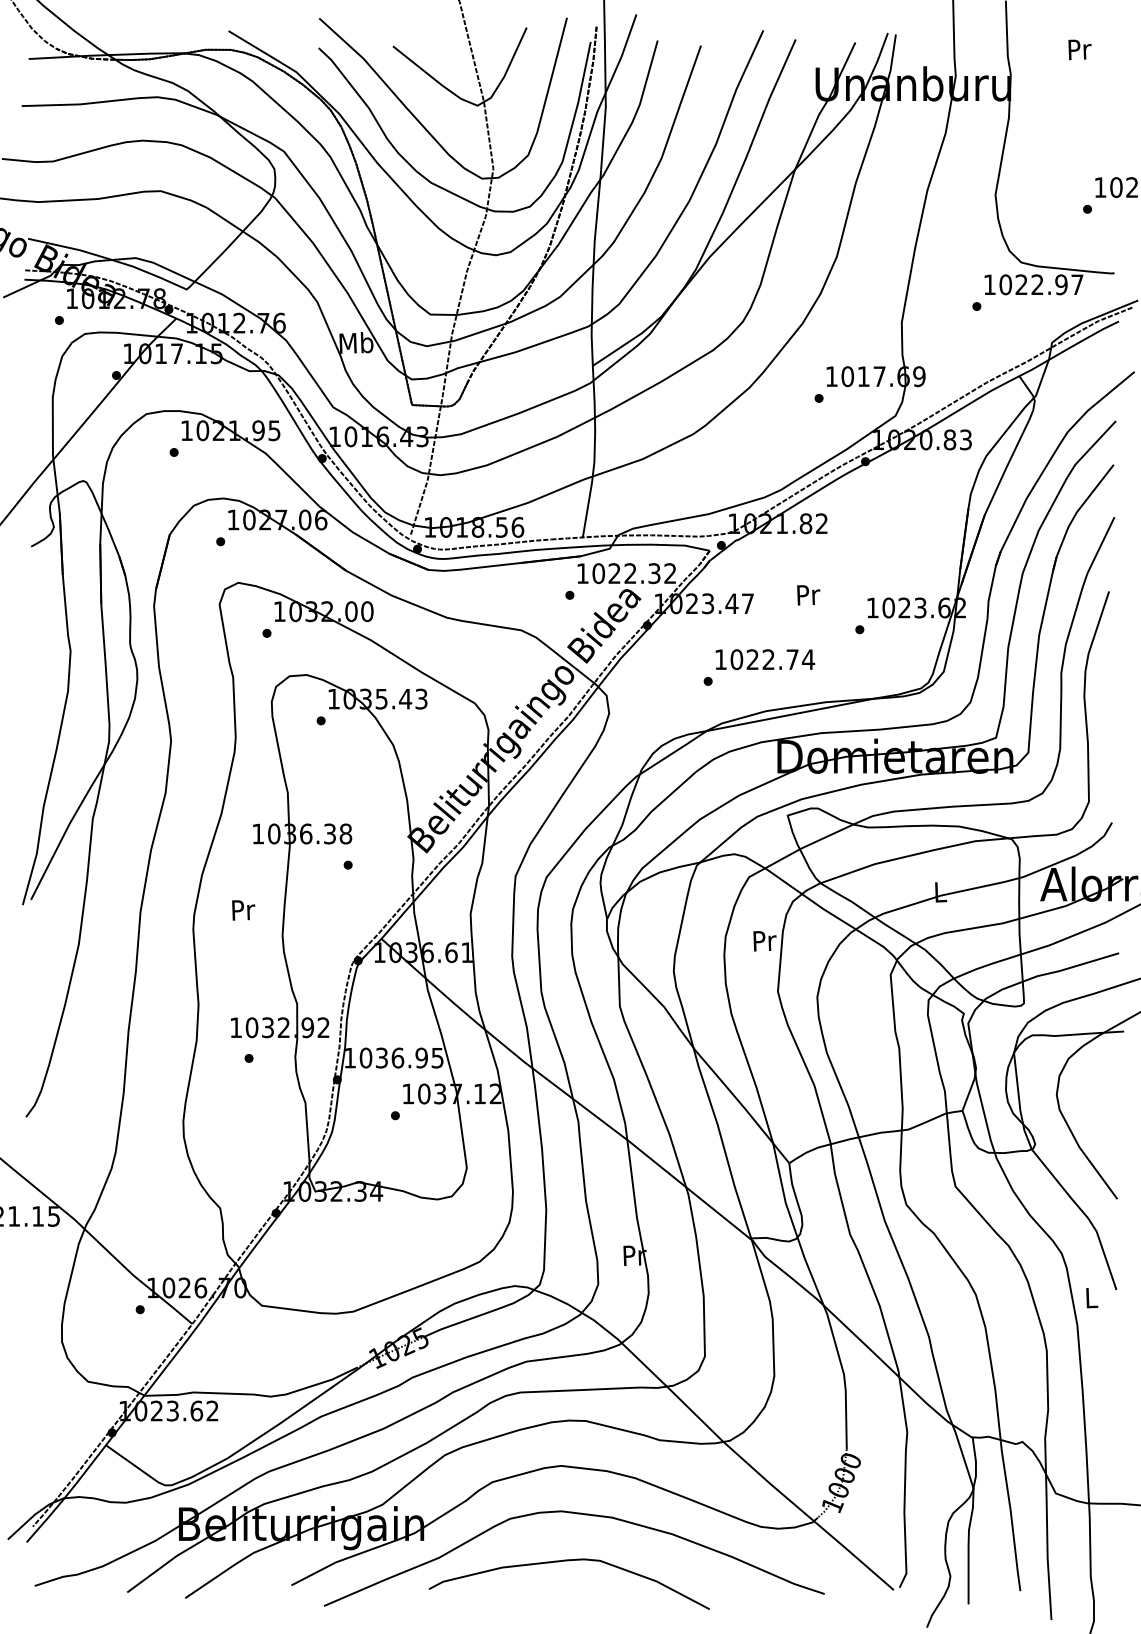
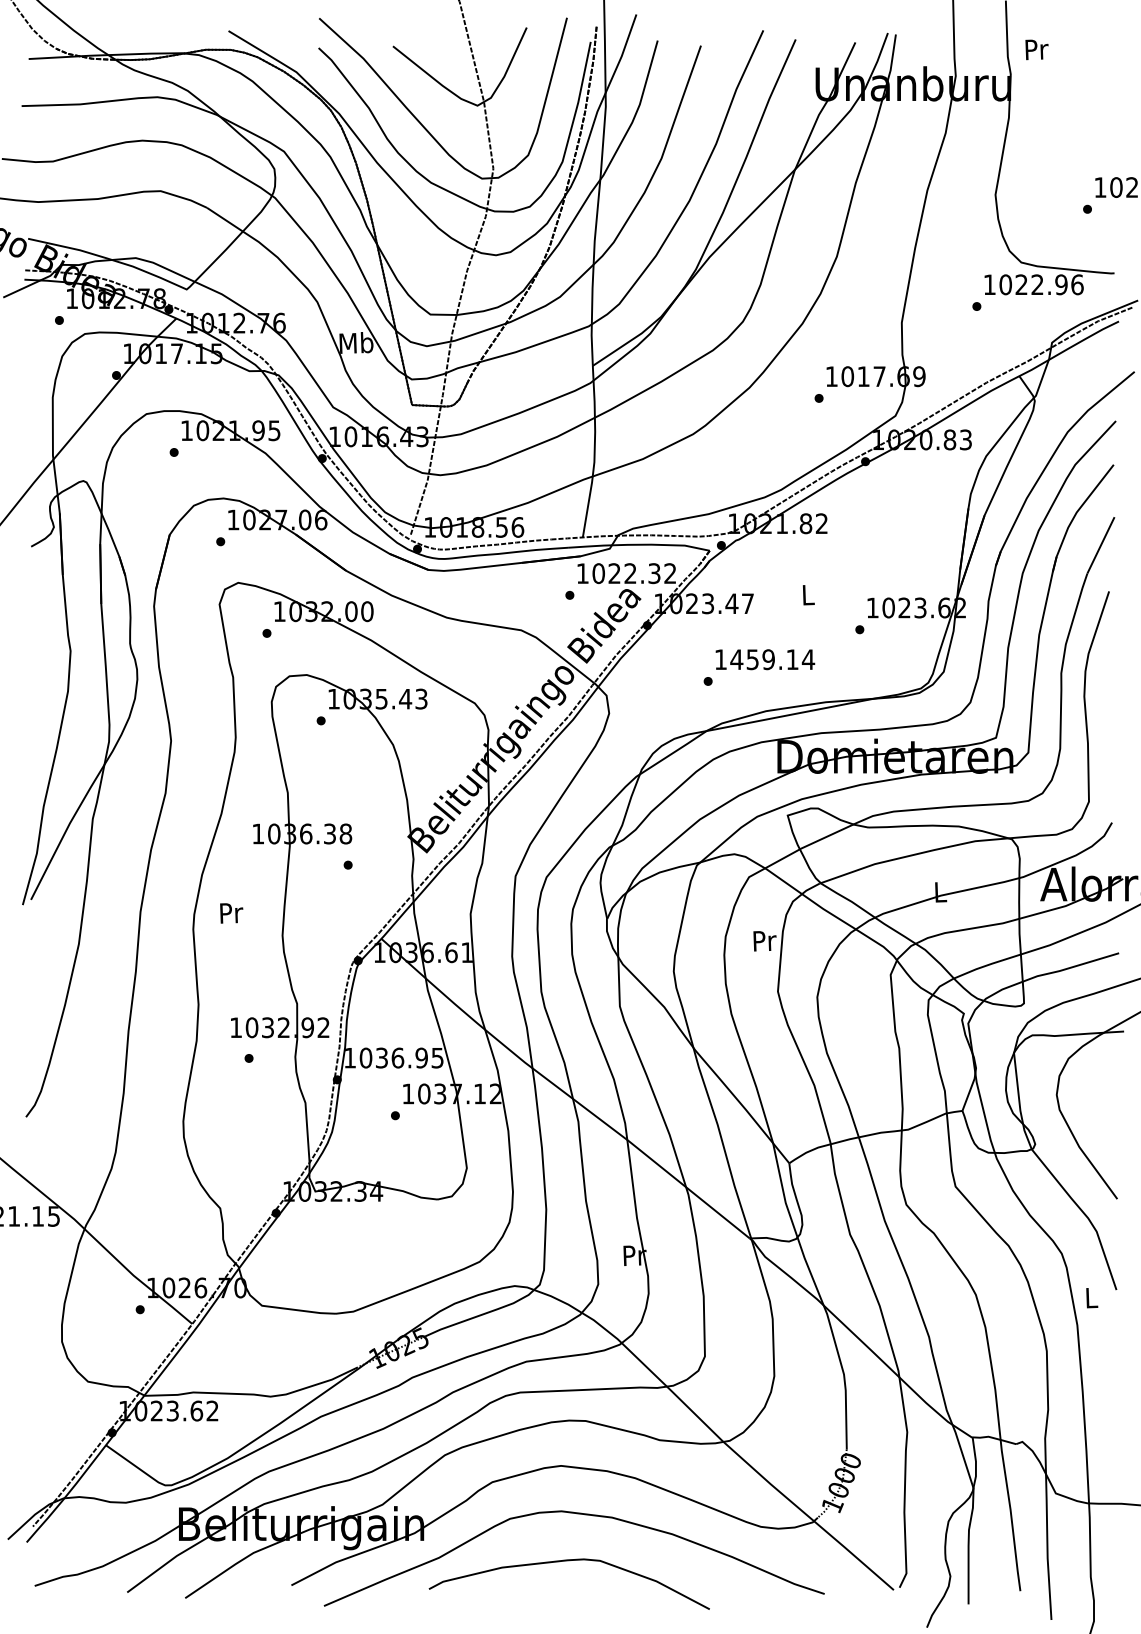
text position: (1079, 49) -> (1036, 49) (1036, 49)
text: 1022.97 -> 1022.96 (1077, 284)
text: Pr -> L (808, 595)
text: 1022.74 -> 1459.14 (764, 659)
text position: (243, 910) -> (231, 913) (231, 913)
